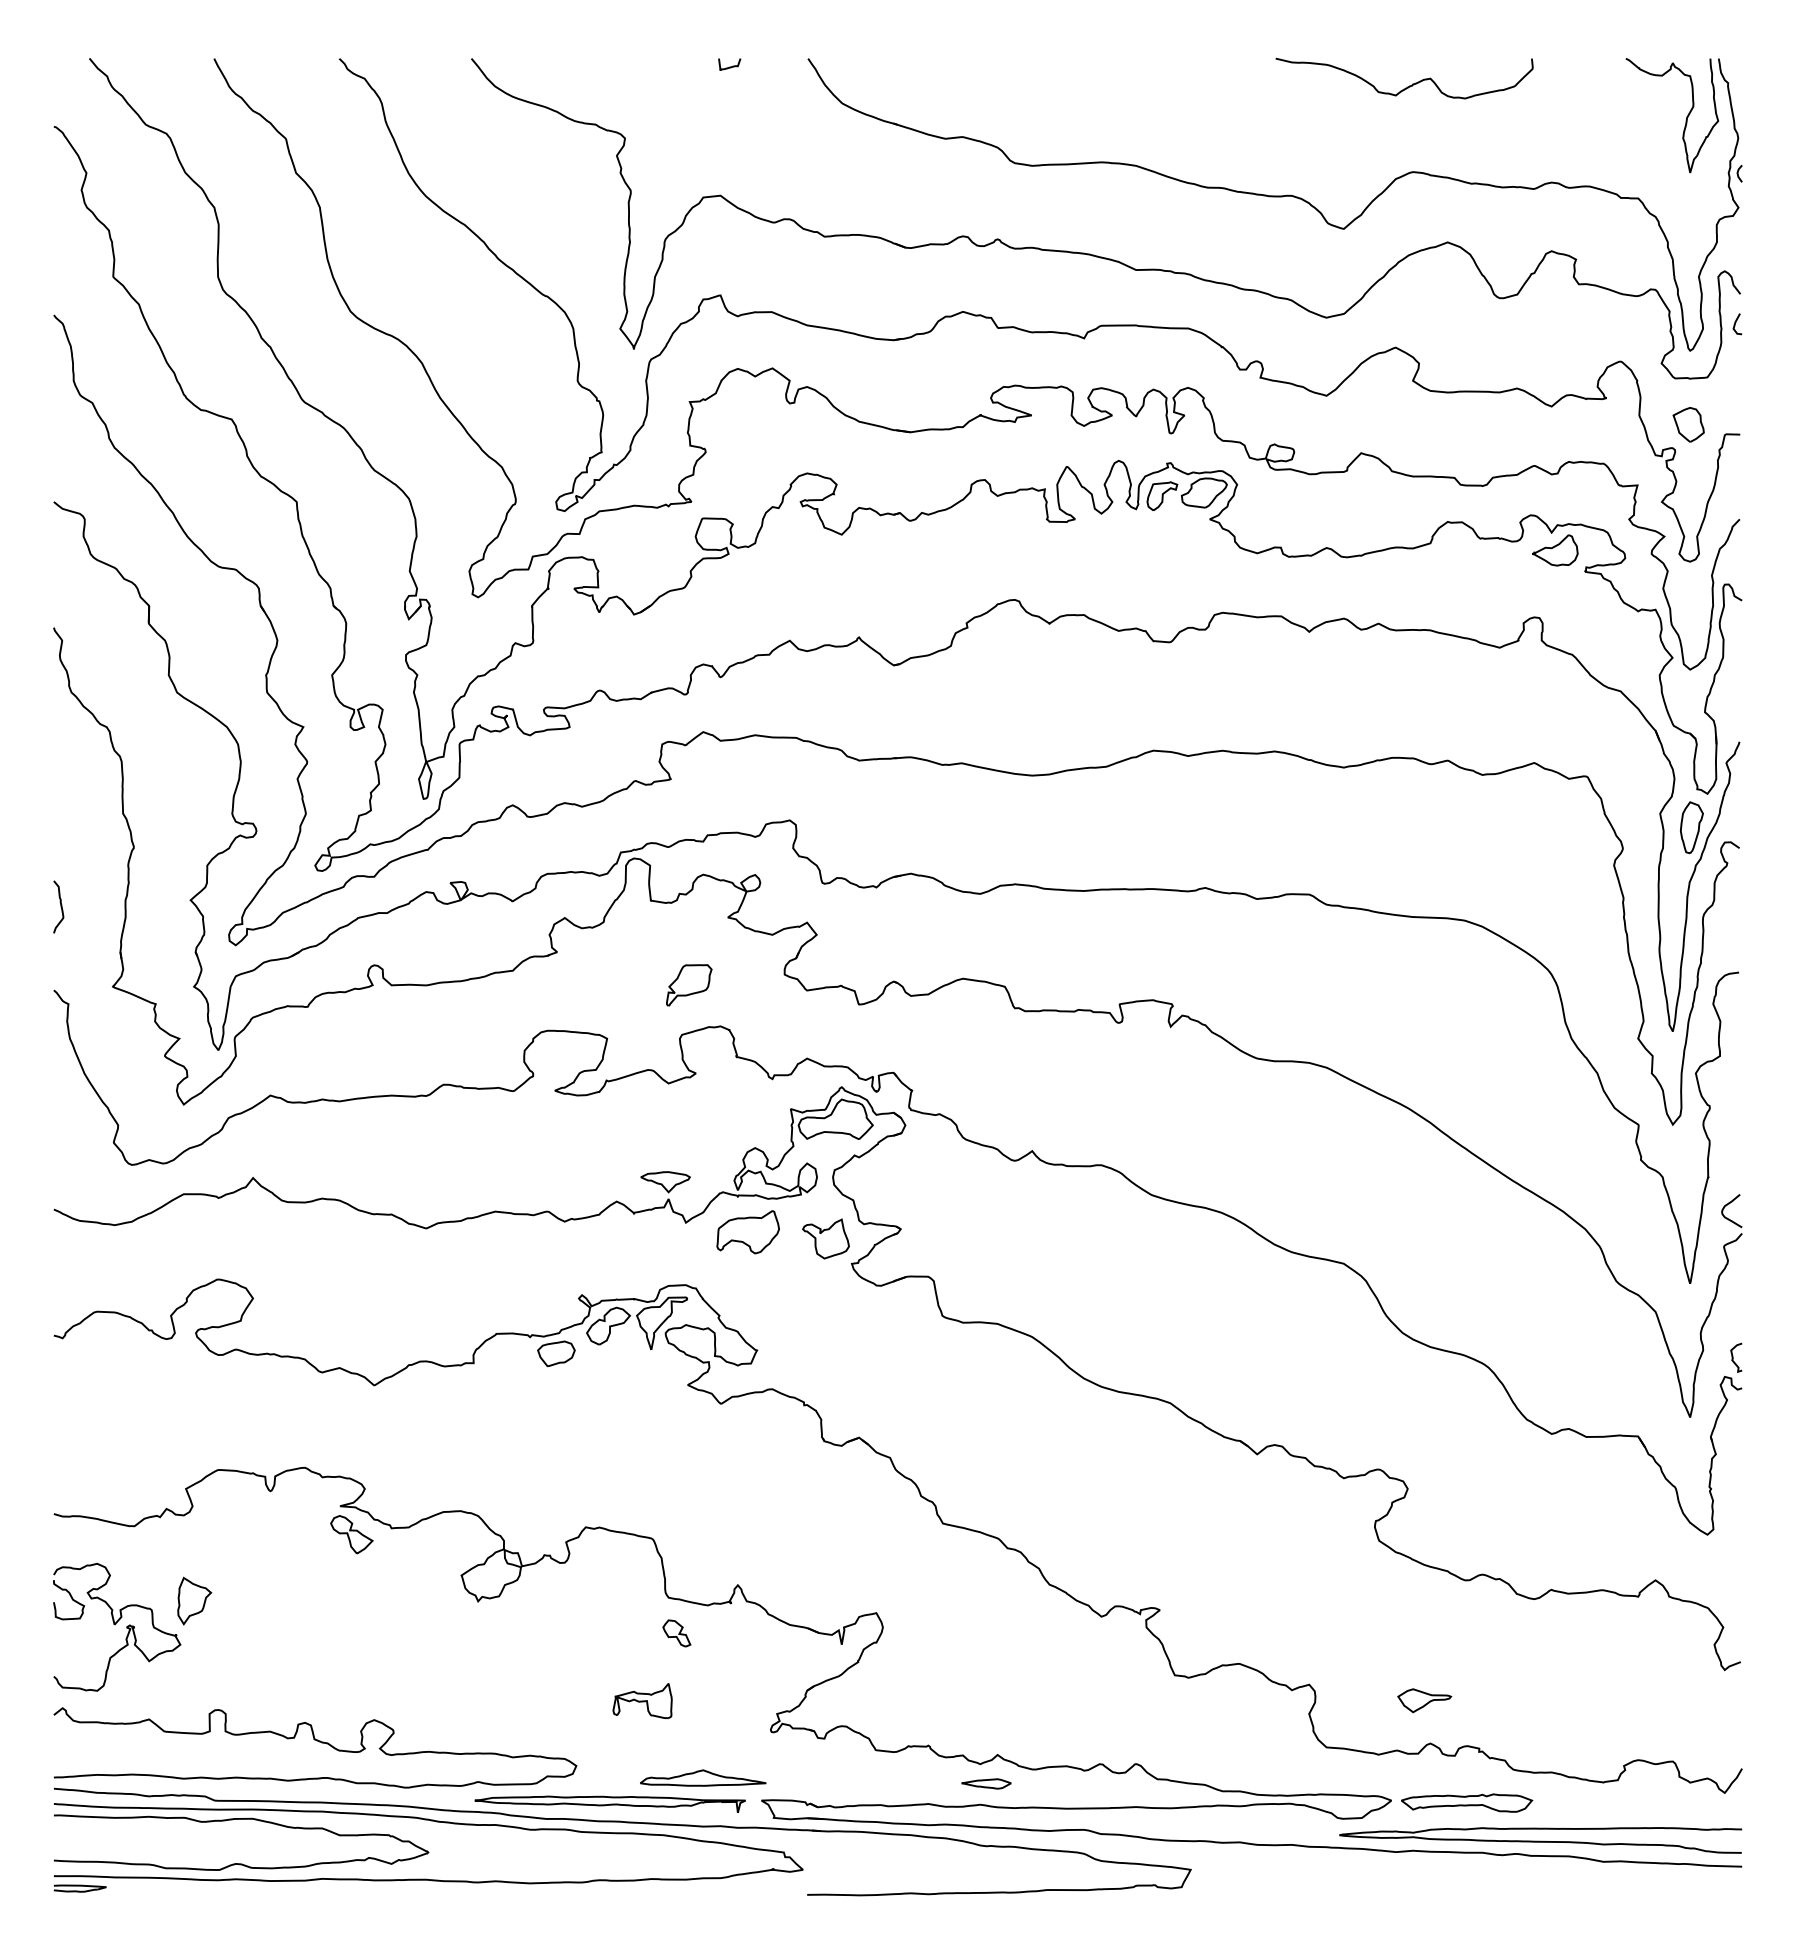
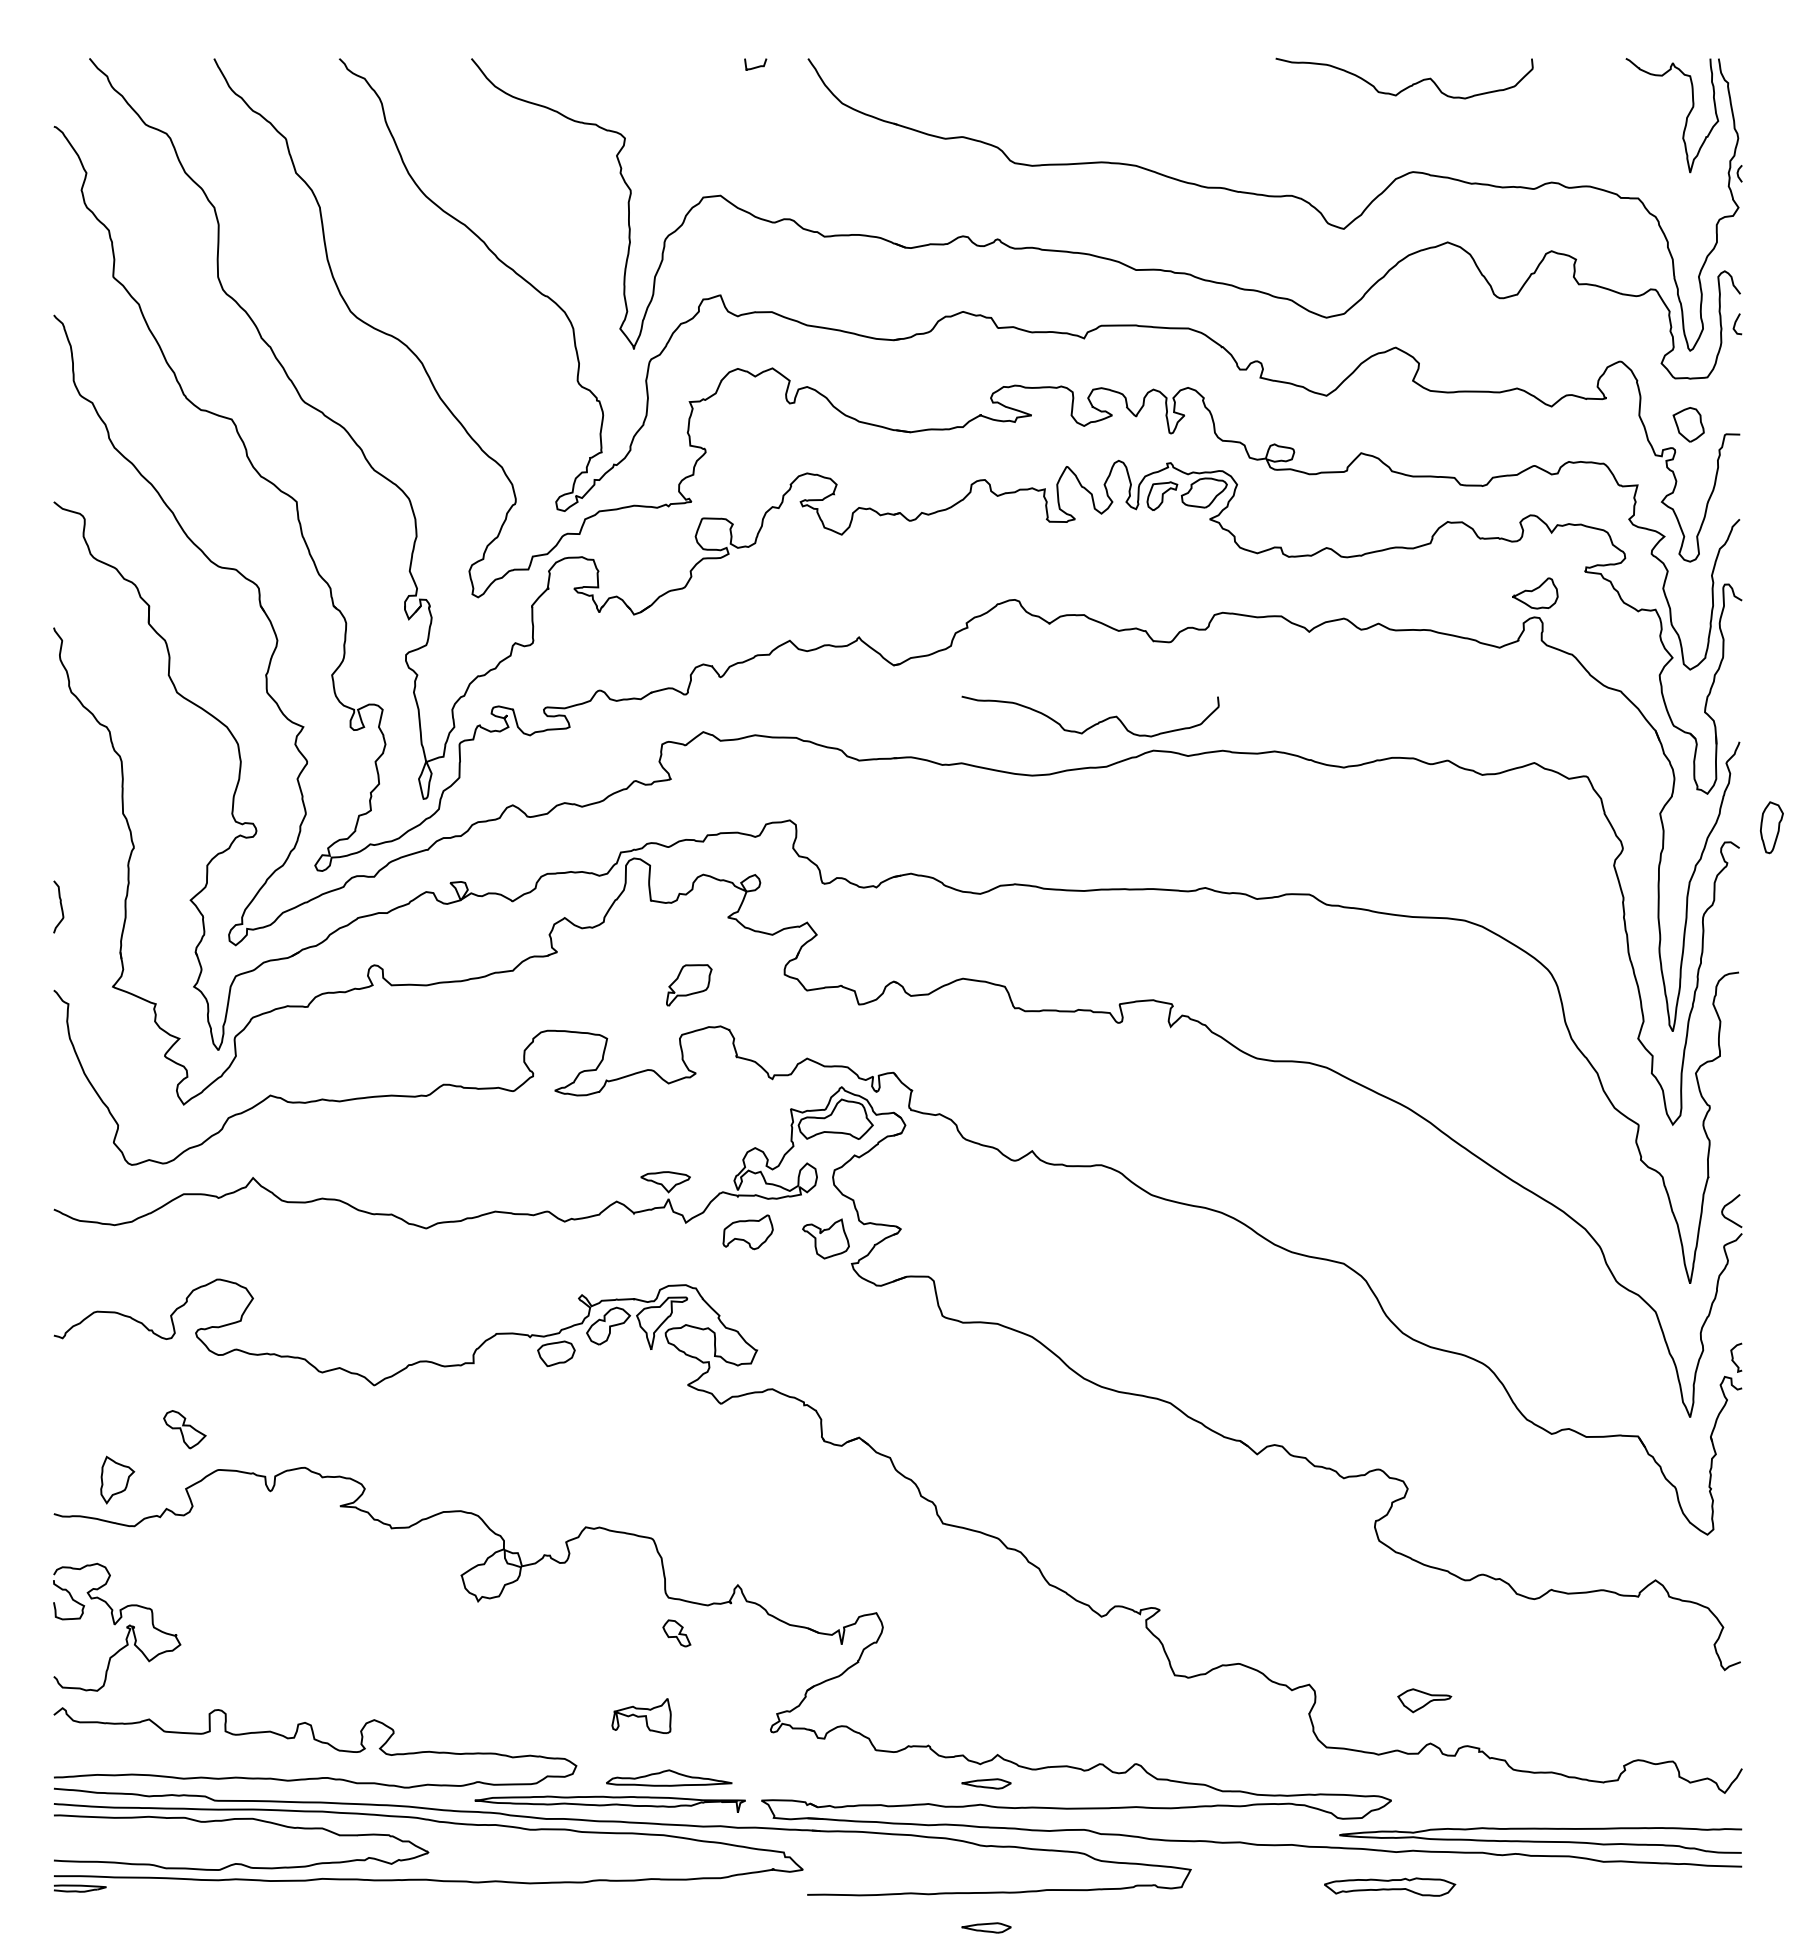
curve position: (729, 66) -> (755, 66) (755, 66)
part position: (1555, 550) -> (1535, 593) (1535, 593)
curve: none -> present (1093, 724)
part position: (1691, 827) -> (1771, 827) (1771, 827)
part size: 64x45 px -> 52x37 px (747, 1232)
part position: (351, 1534) -> (184, 1429) (184, 1429)
part position: (194, 1600) -> (117, 1479) (117, 1479)
part position: (642, 1700) -> (641, 1715) (641, 1715)
part position: (703, 1777) -> (669, 1777) (669, 1777)
part position: (1467, 1802) -> (1390, 1886) (1390, 1886)
part: none -> present (986, 1927)
